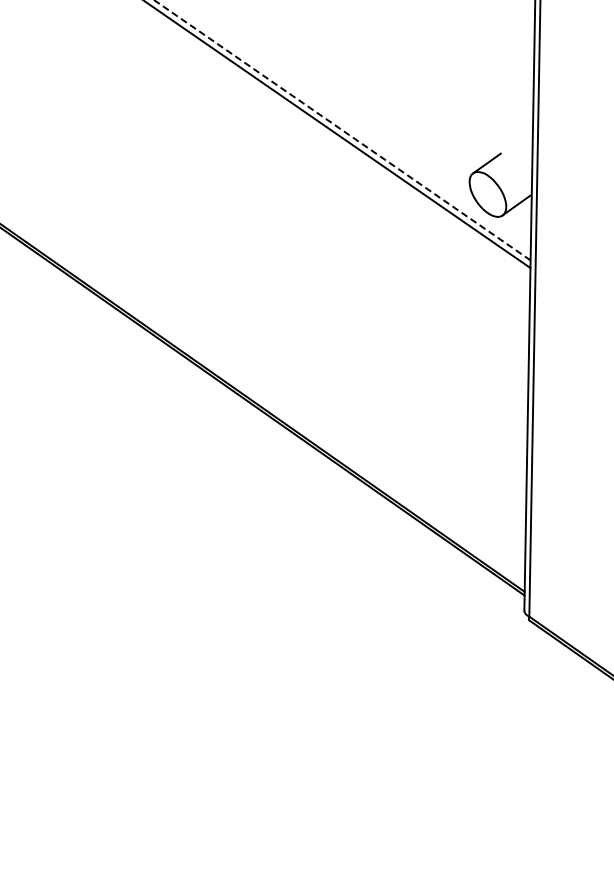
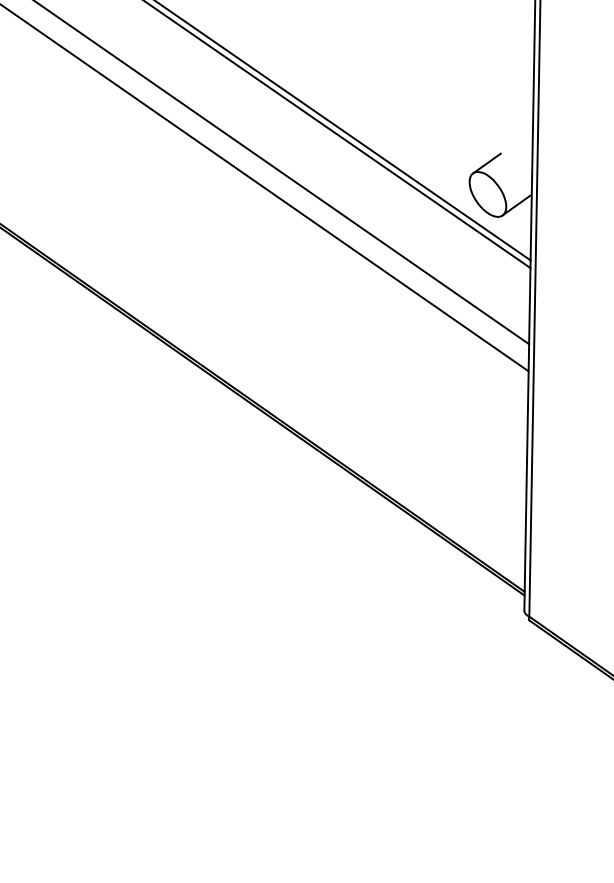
line: dashed -> solid (342, 130)
line: none -> present (282, 173)
line: none -> present (265, 188)
